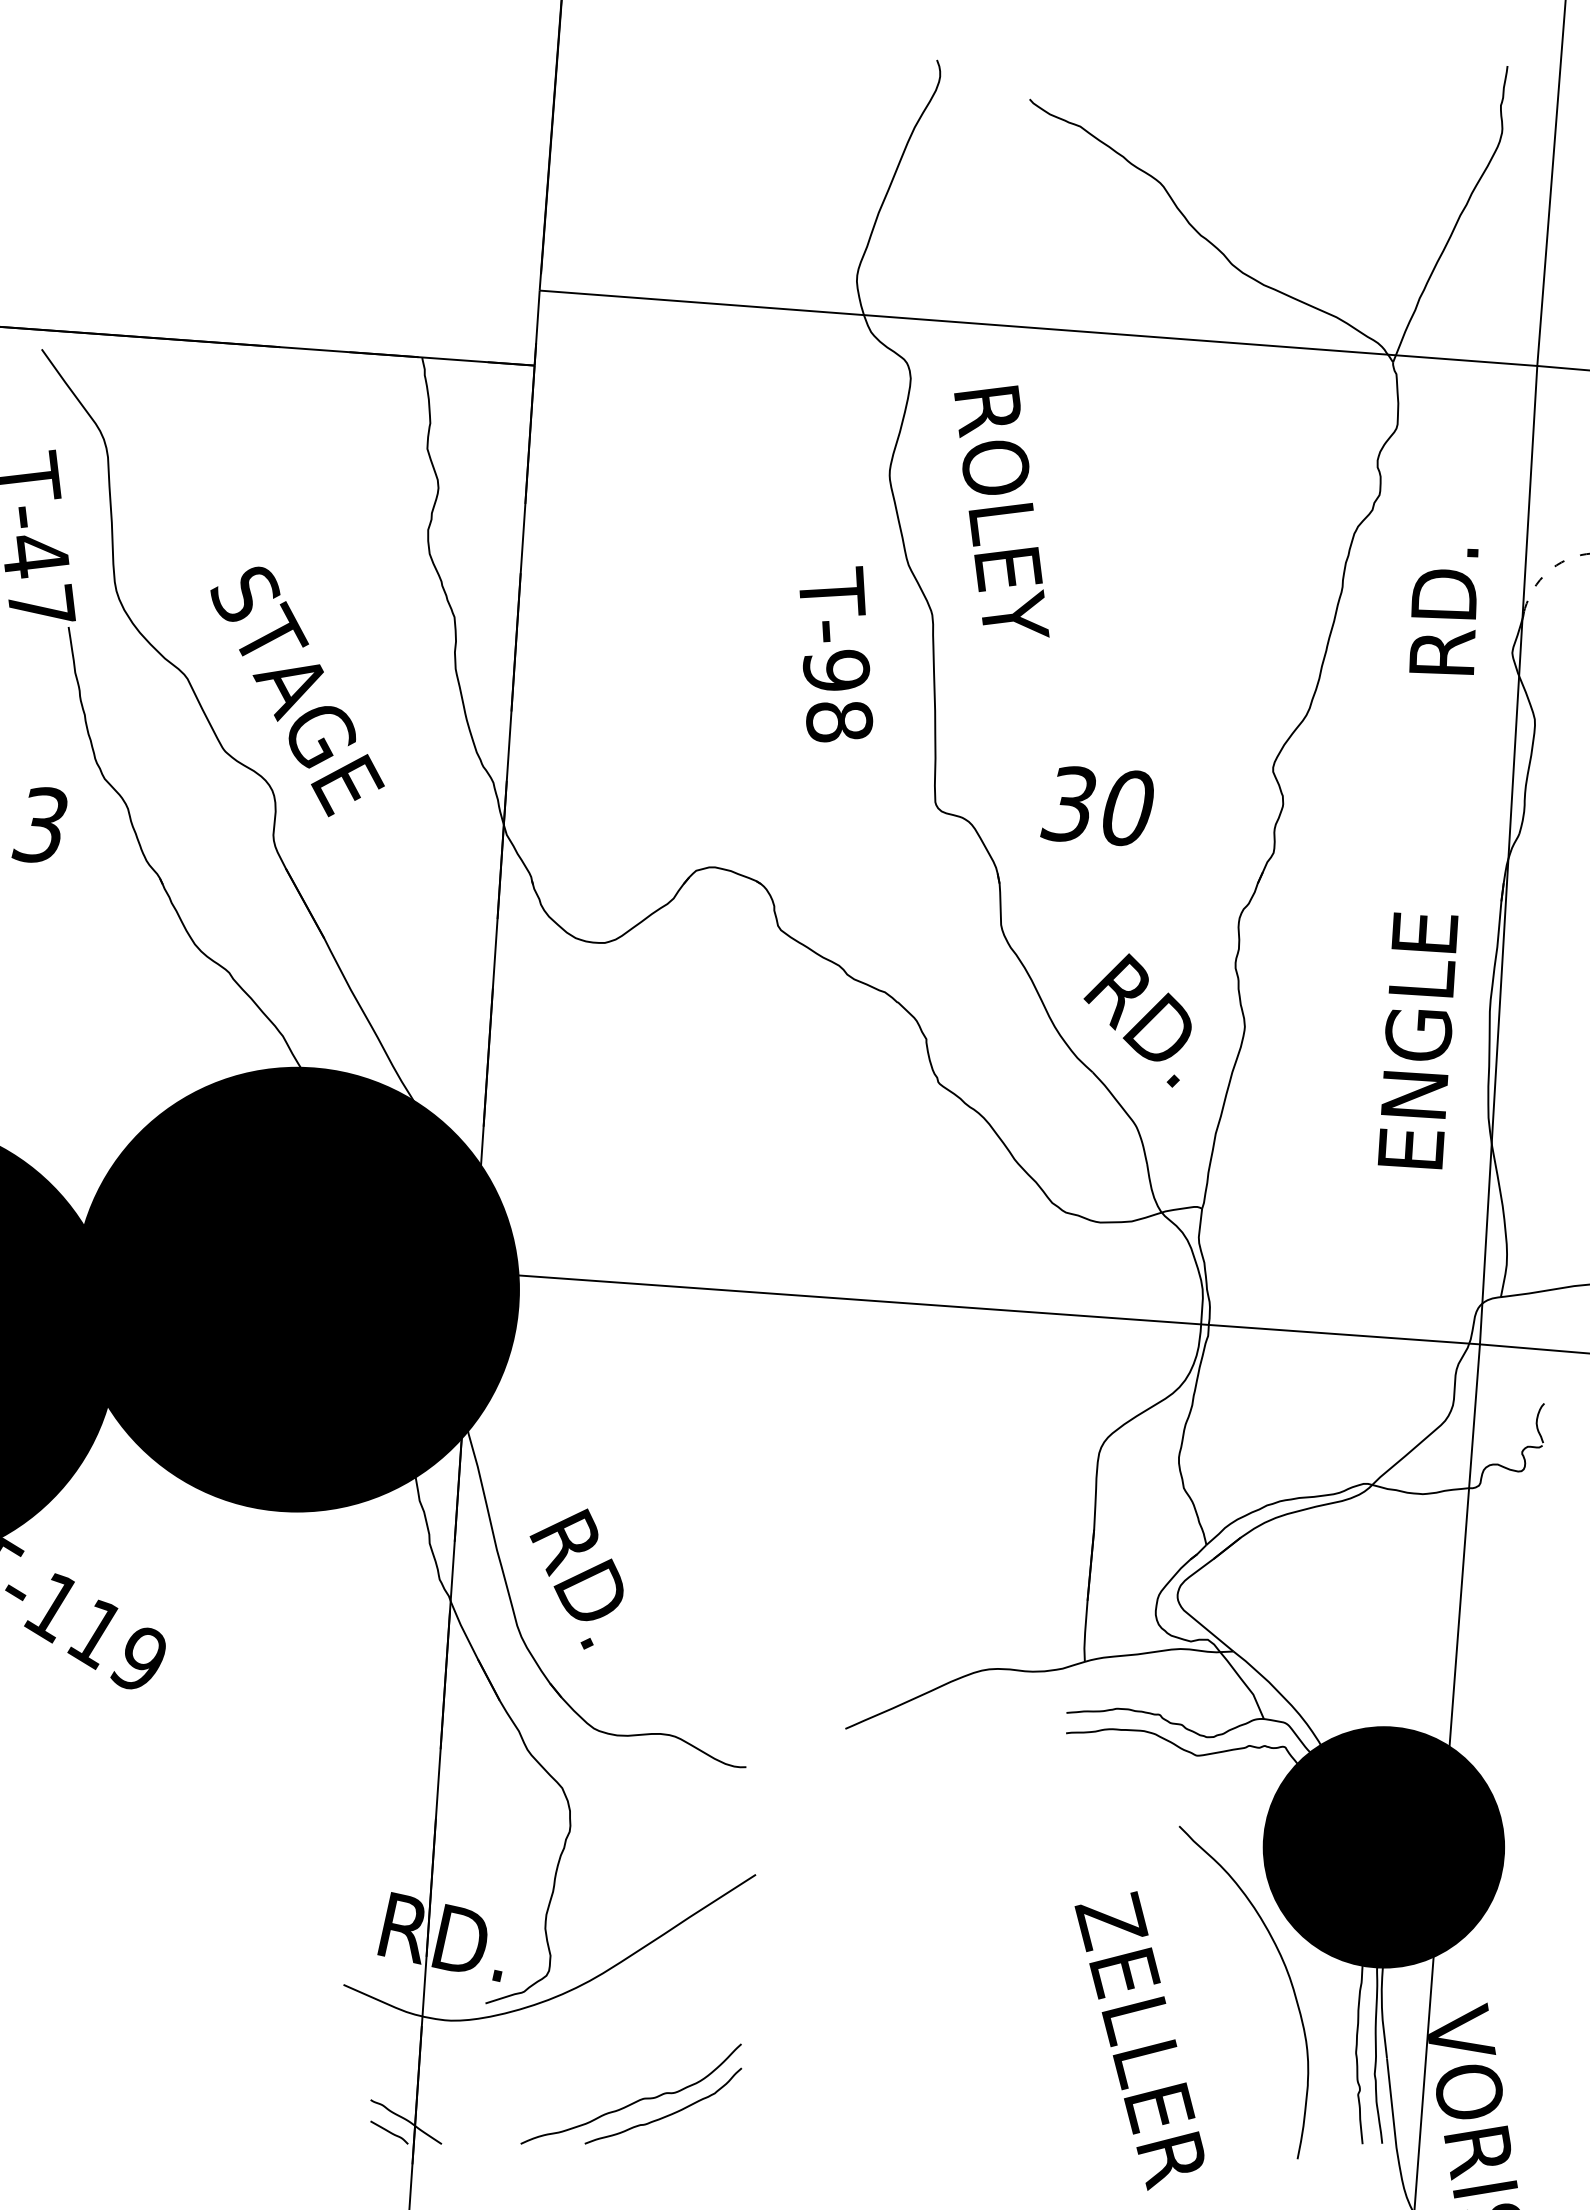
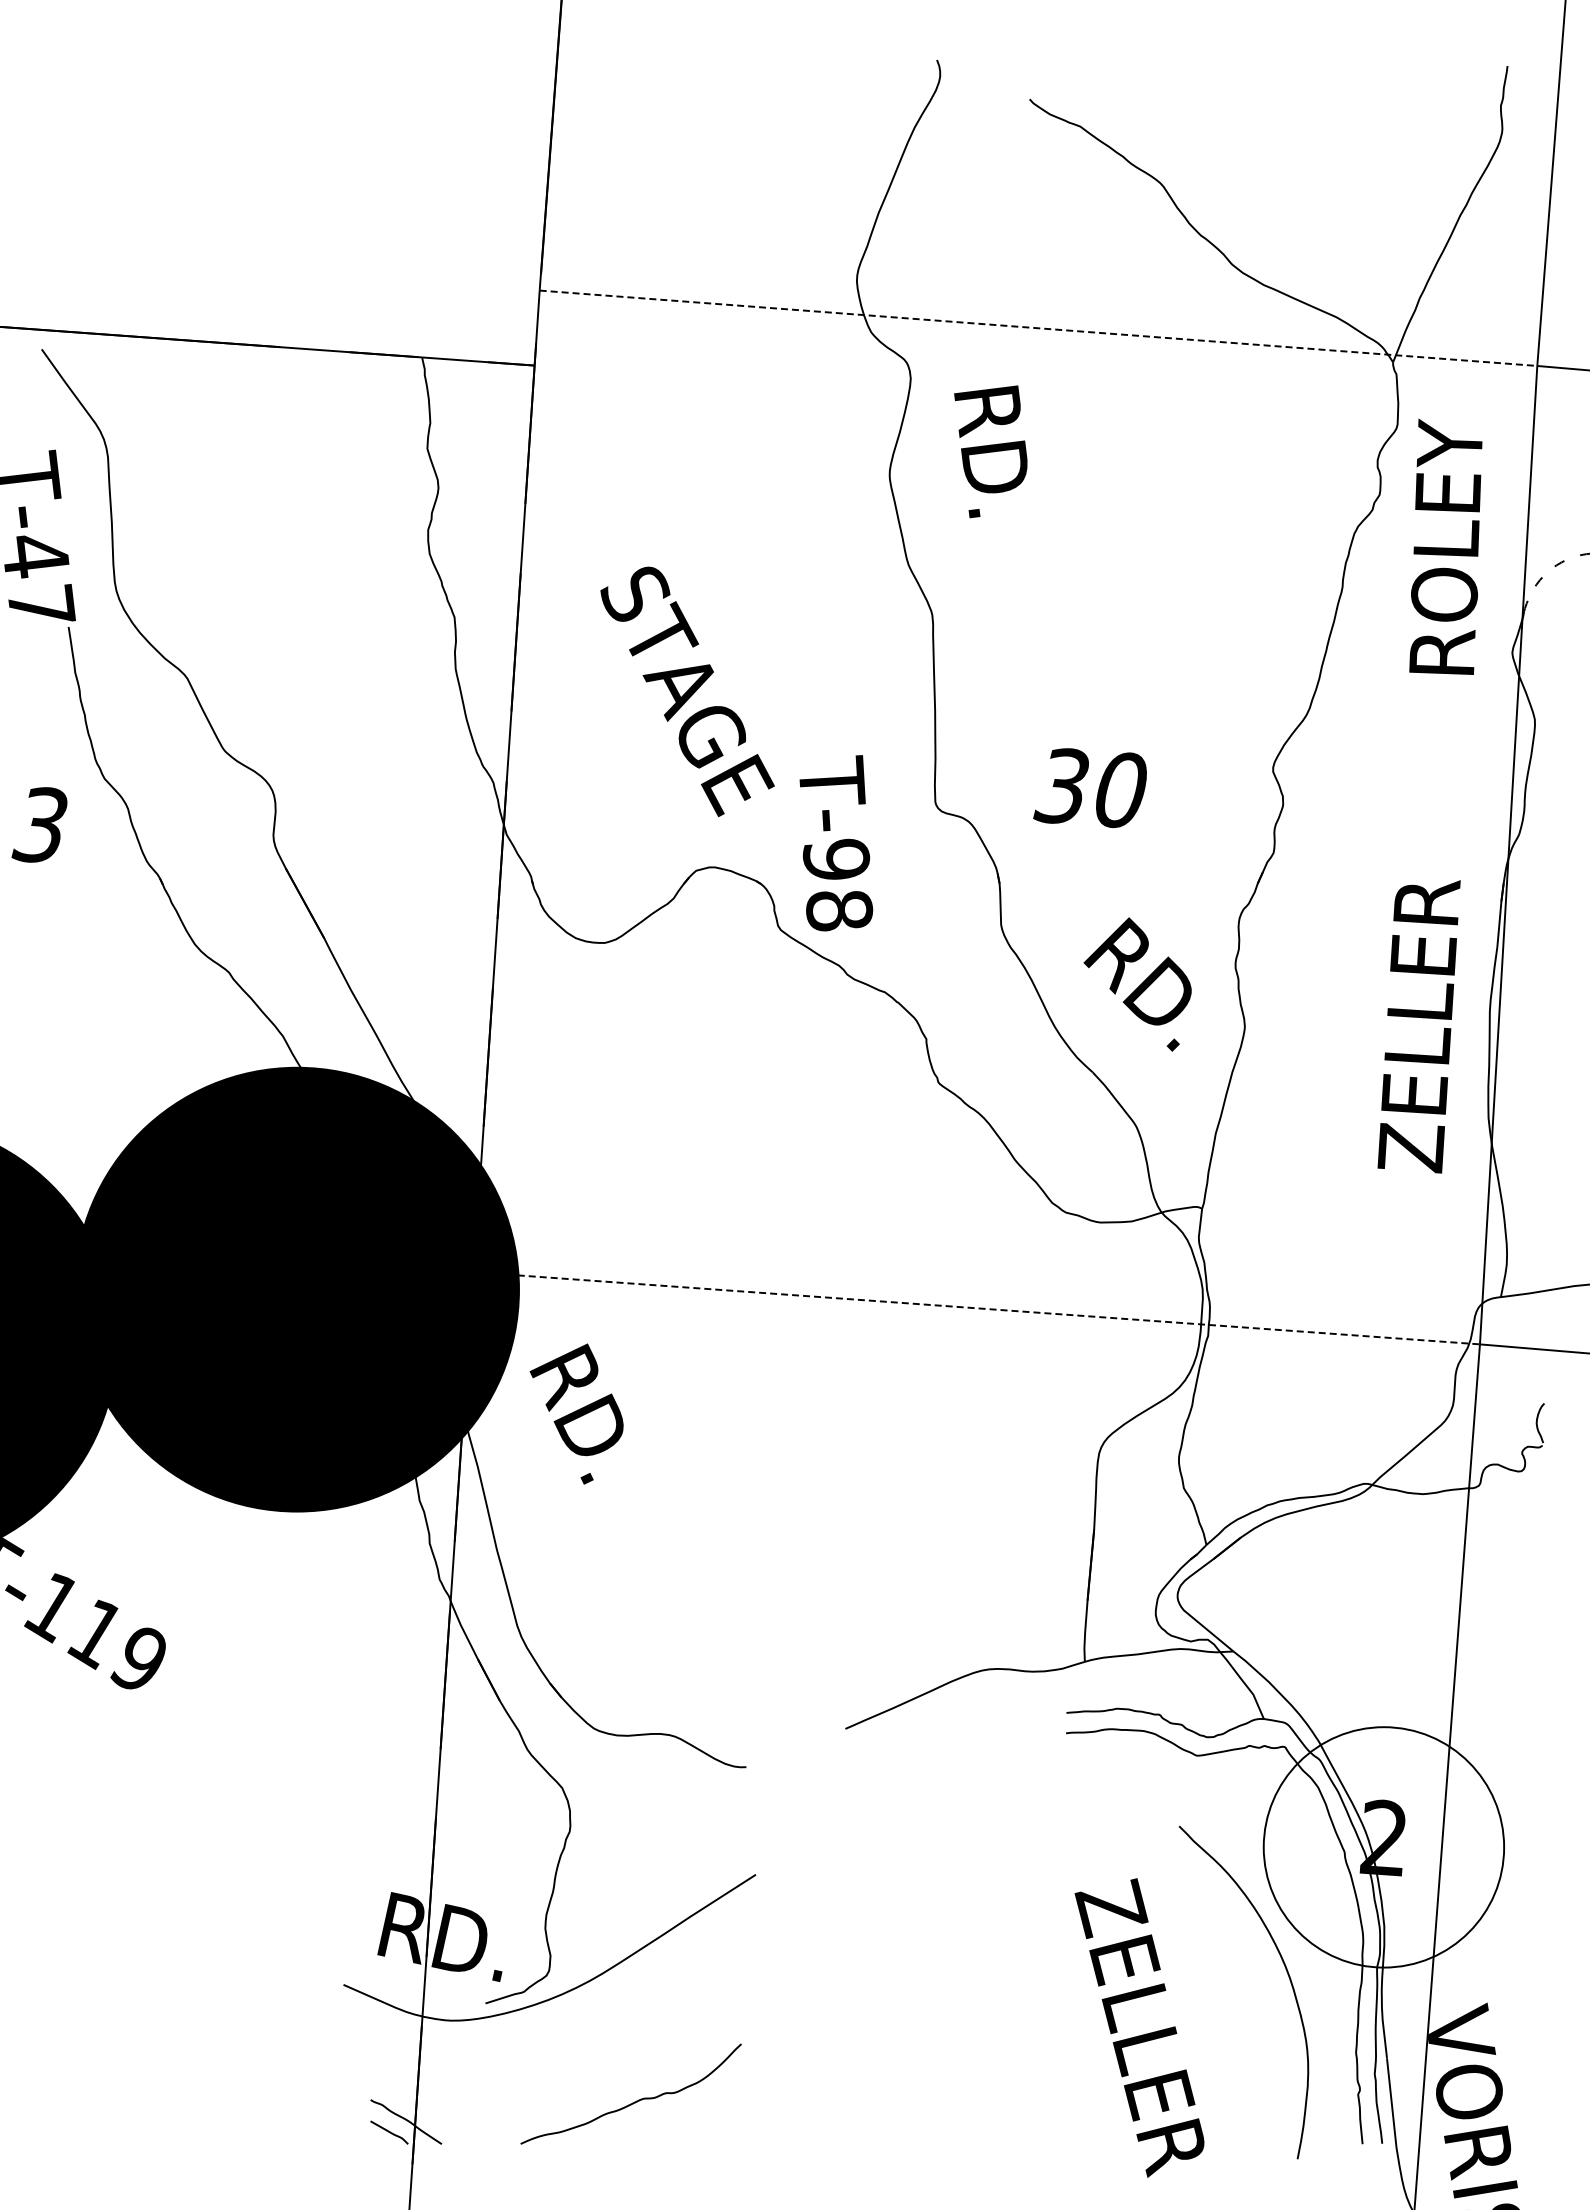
line: solid -> dashed (1038, 328)
text: RD. -> ROLEY (1446, 519)
text: ROLEY -> RD. (1005, 538)
text position: (836, 654) -> (836, 843) (836, 843)
text position: (297, 691) -> (687, 691) (687, 691)
text position: (1096, 806) -> (1089, 788) (1089, 788)
text position: (1137, 1020) -> (1137, 984) (1137, 984)
text: ENGLE -> ZELLER (1418, 1026)
line: solid -> dashed (977, 1308)
text position: (576, 1578) -> (576, 1413) (576, 1413)
fill: present -> none (1383, 1847)
text position: (1139, 2040) -> (1139, 2027) (1139, 2027)
curve: present -> none (665, 2115)
